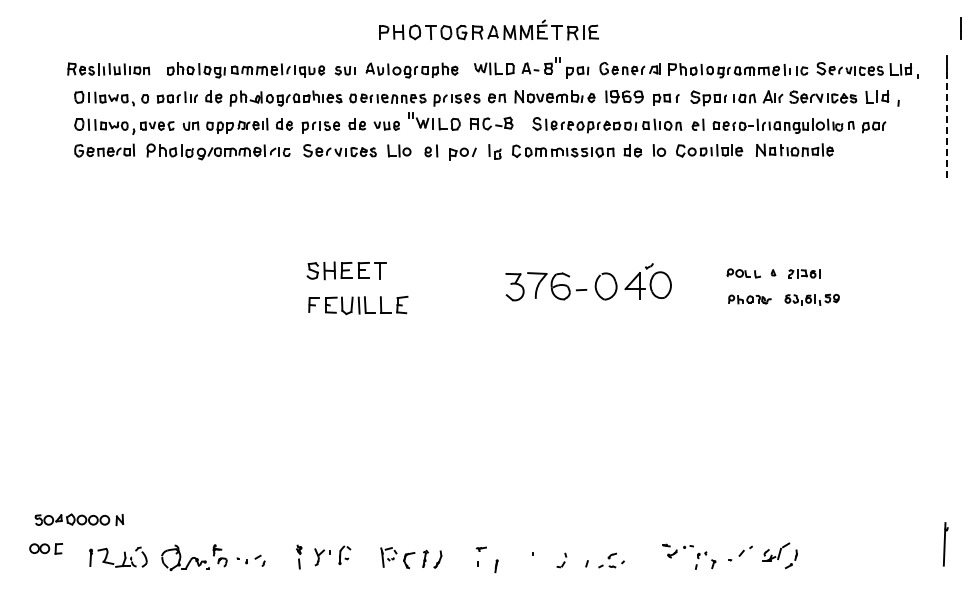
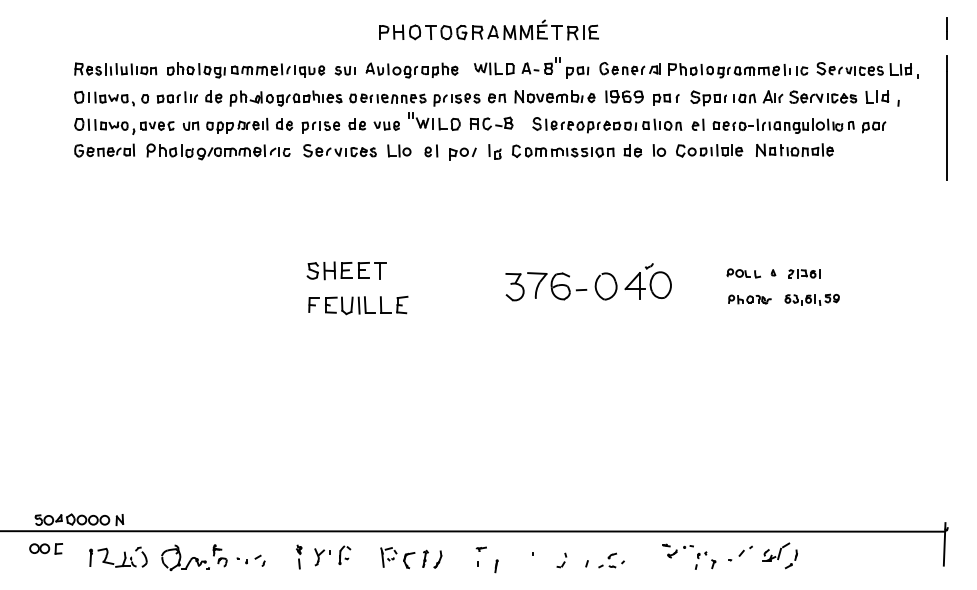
line position: (960, 28) -> (946, 28) (946, 28)
part position: (108, 68) -> (115, 68) (115, 68)
line: dashed -> solid (946, 126)
line: none -> present (473, 531)
